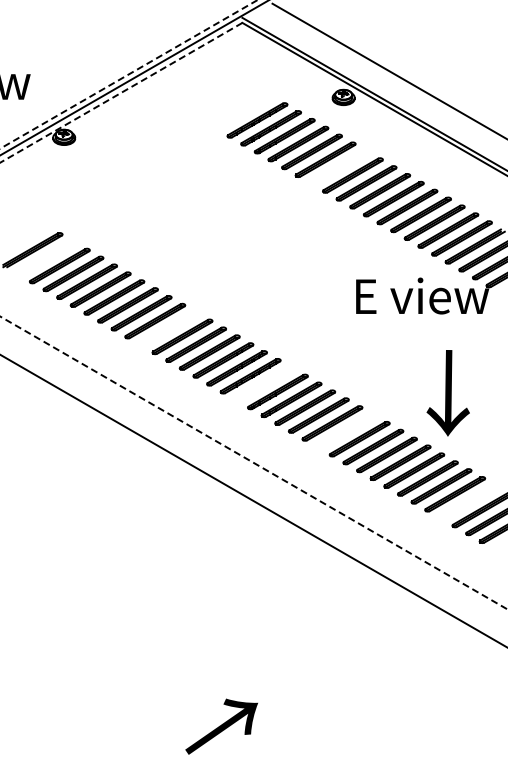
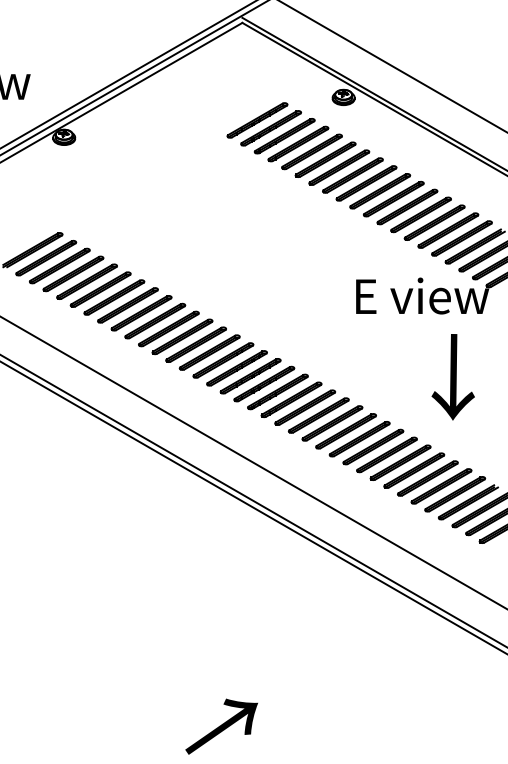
line position: (388, 70) -> (392, 66) (392, 66)
line: dashed -> solid (128, 74)
line: dashed -> solid (121, 92)
part: none -> present (339, 167)
part: none -> present (46, 258)
part: none -> present (168, 328)
part: none -> present (264, 383)
text position: (447, 393) -> (452, 377) (452, 377)
part: none -> present (345, 431)
line: dashed -> solid (253, 462)
part: none -> present (467, 502)
line: none -> present (253, 507)
